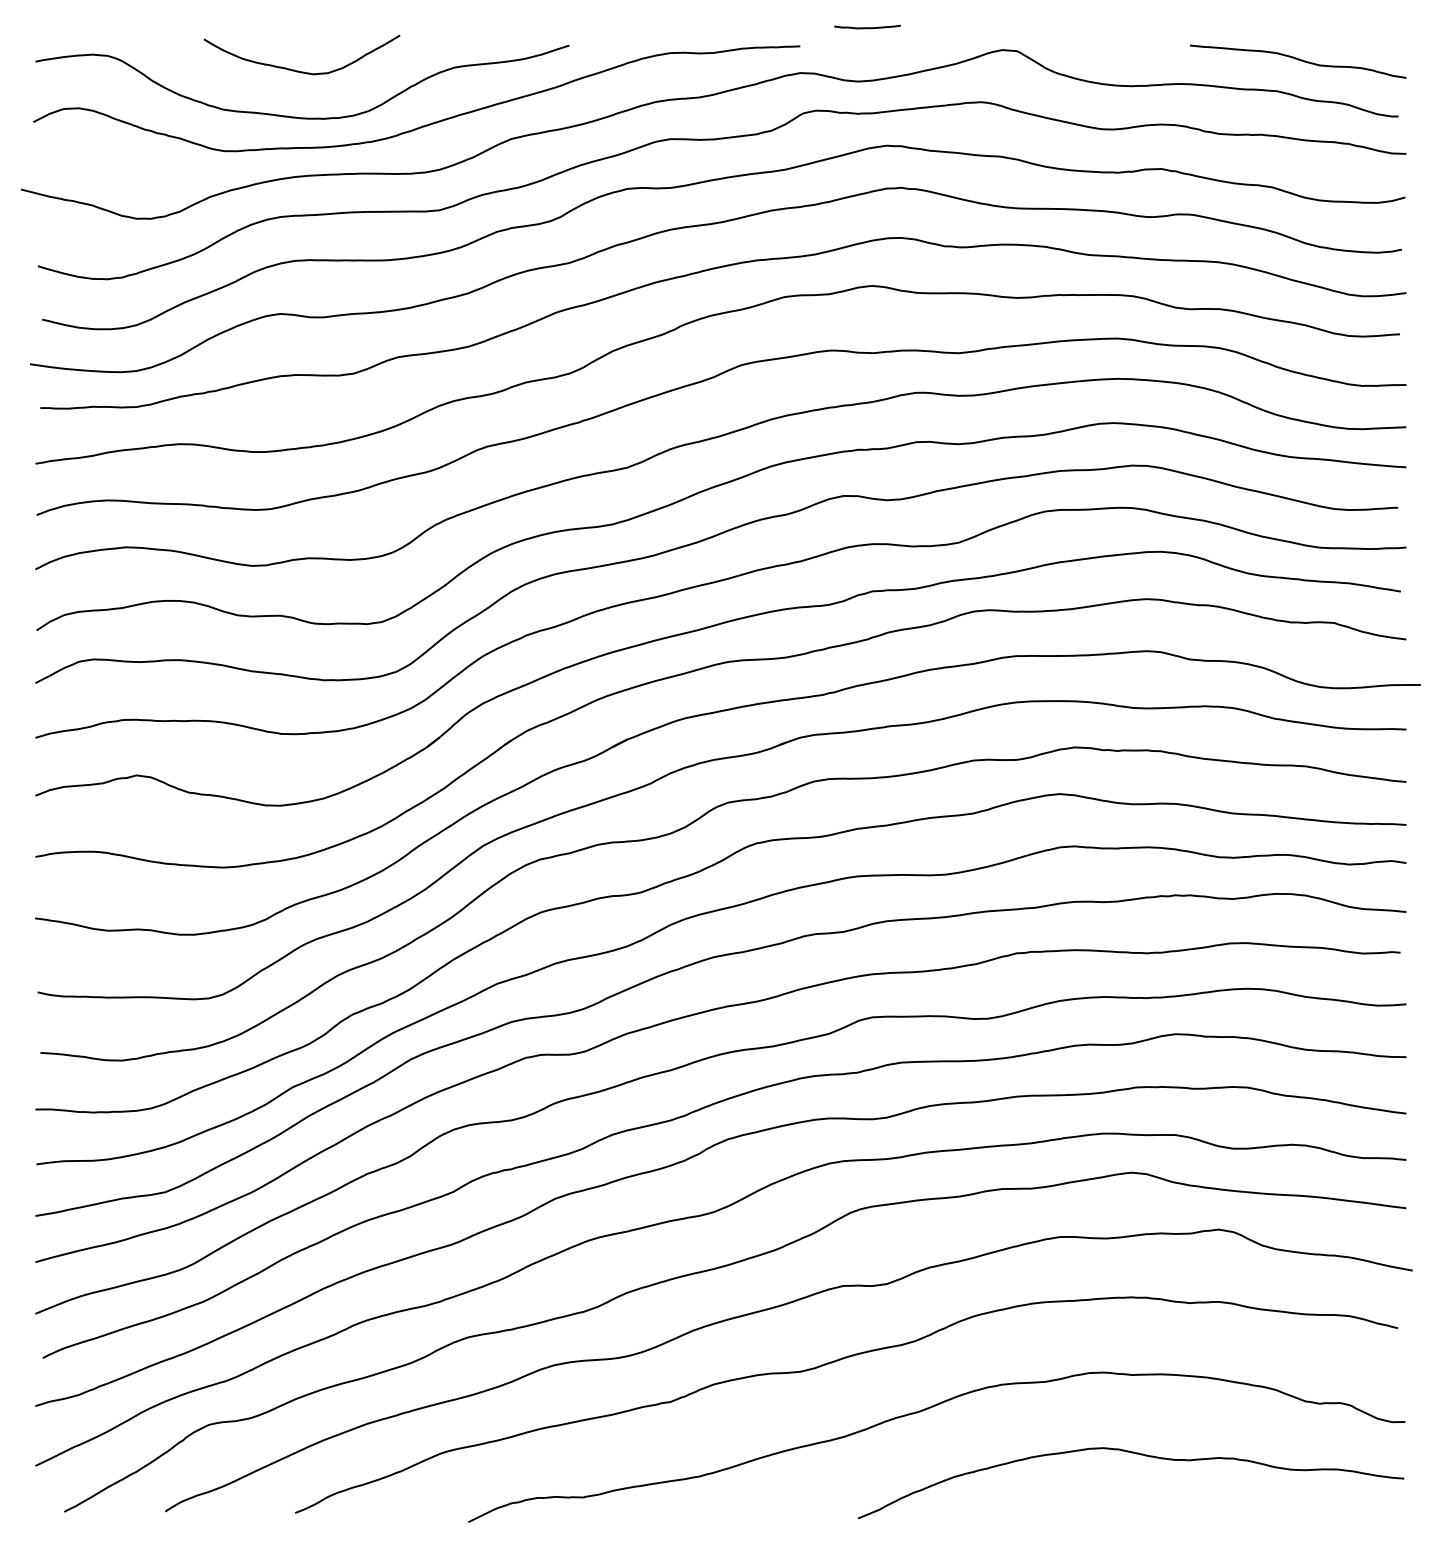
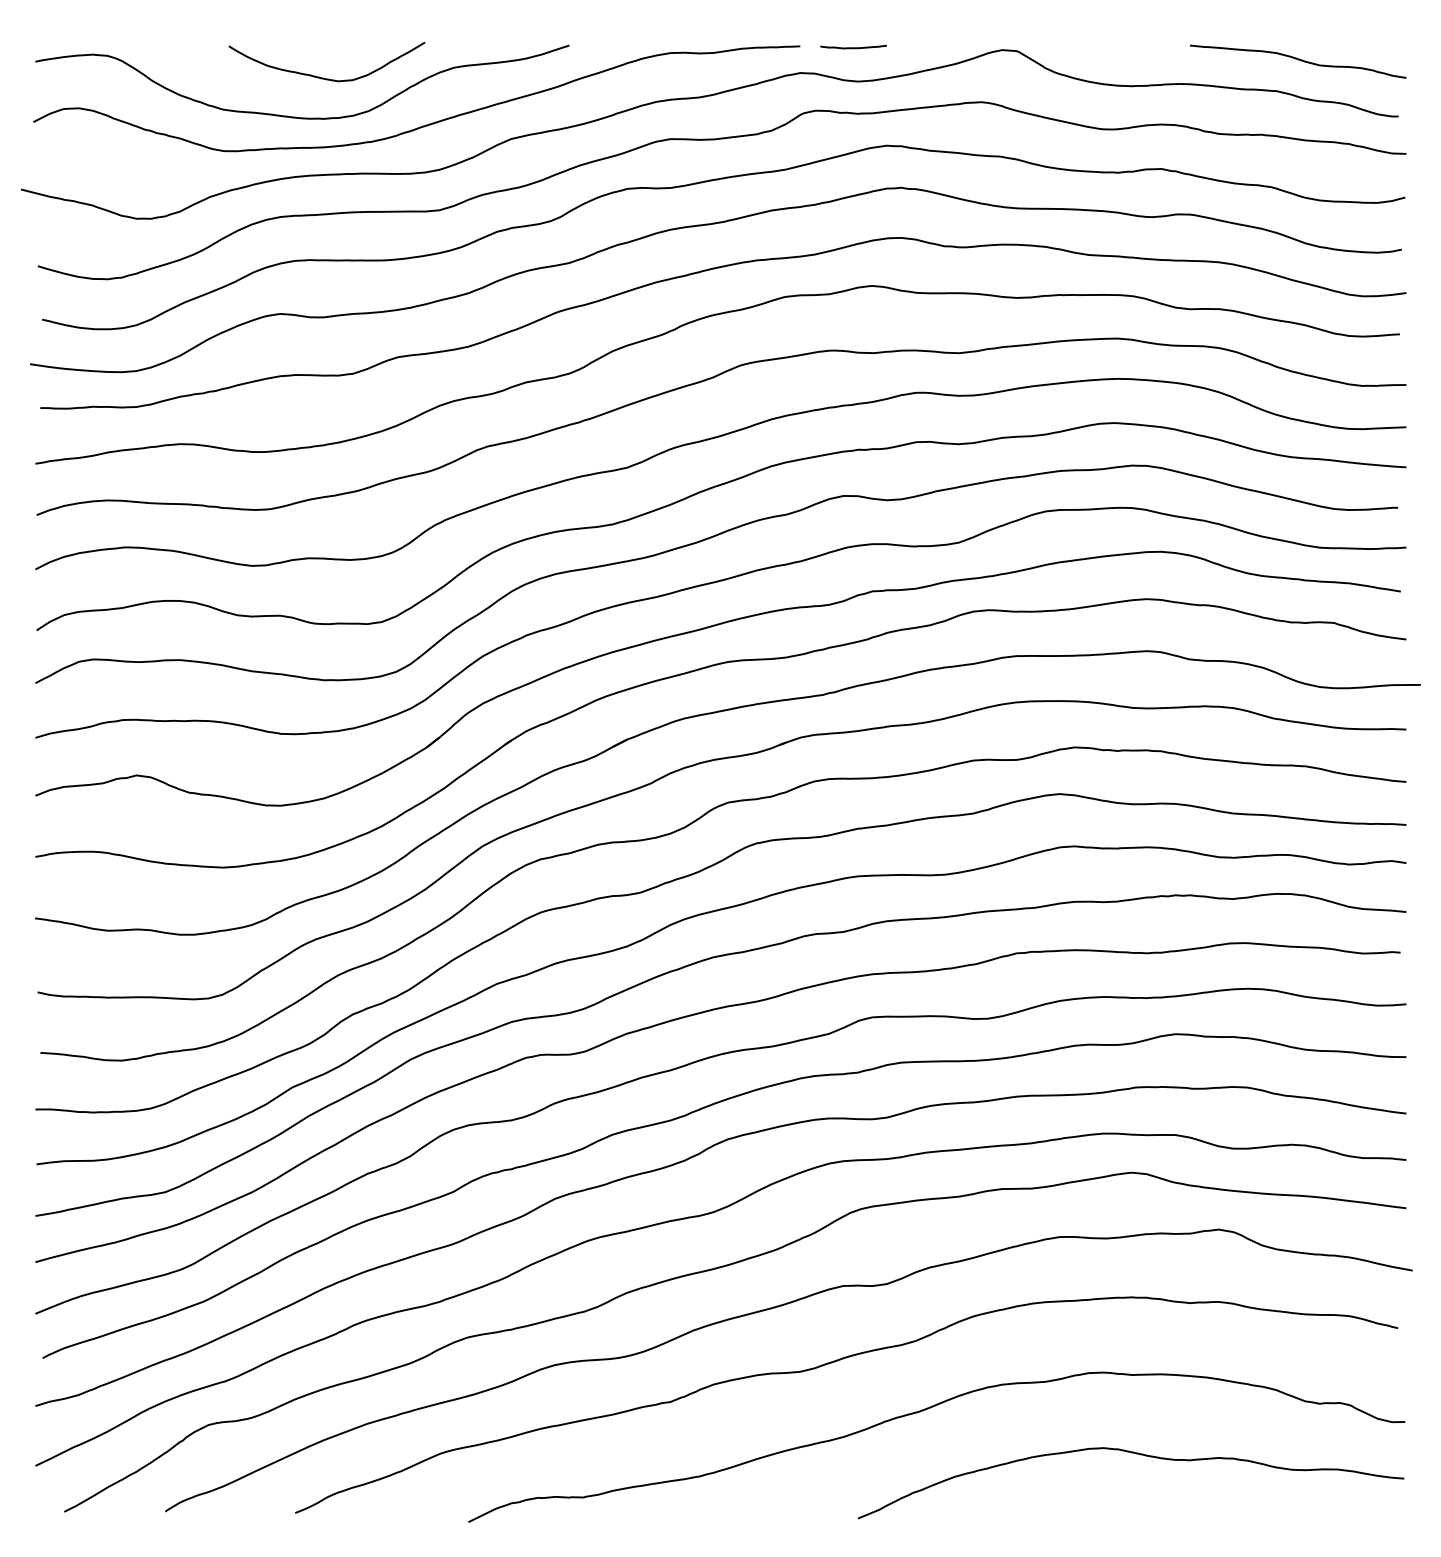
curve position: (867, 27) -> (853, 47) (853, 47)
curve position: (298, 70) -> (323, 77) (323, 77)
